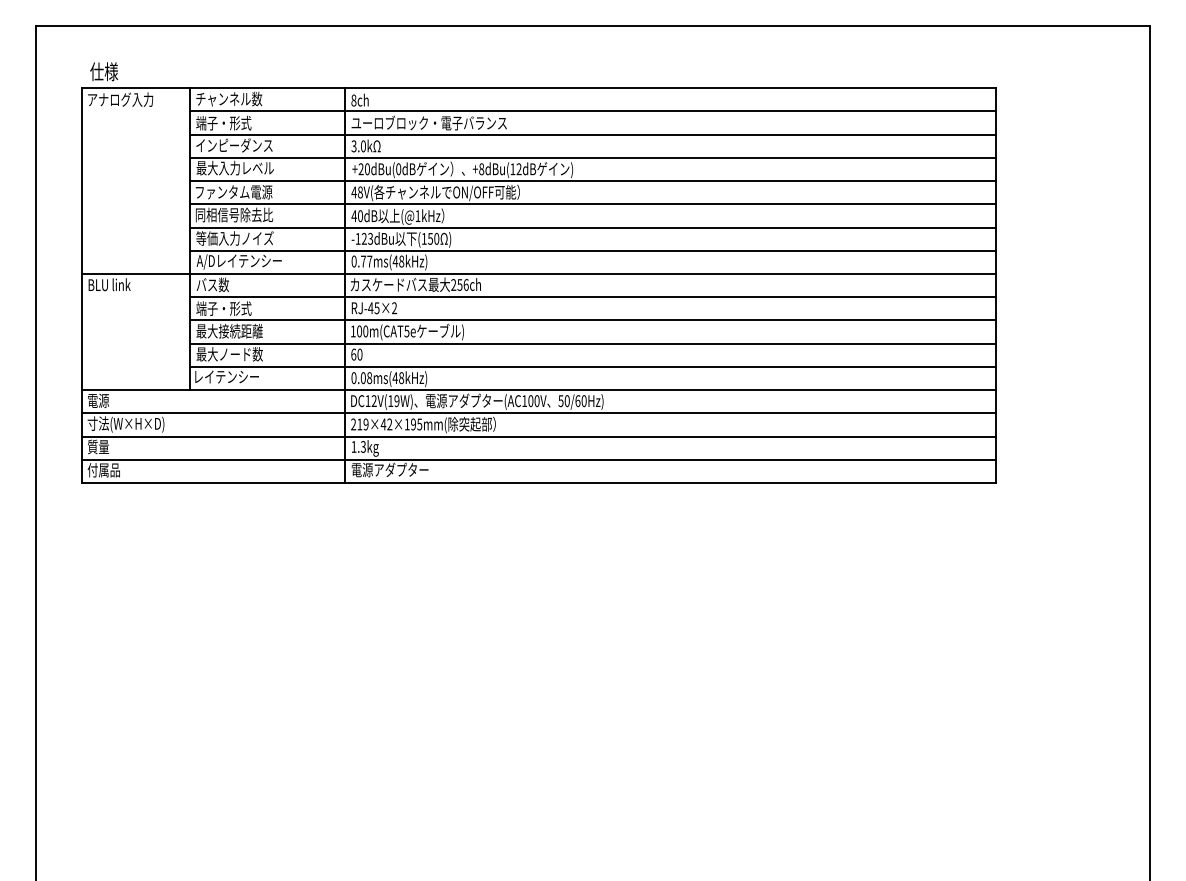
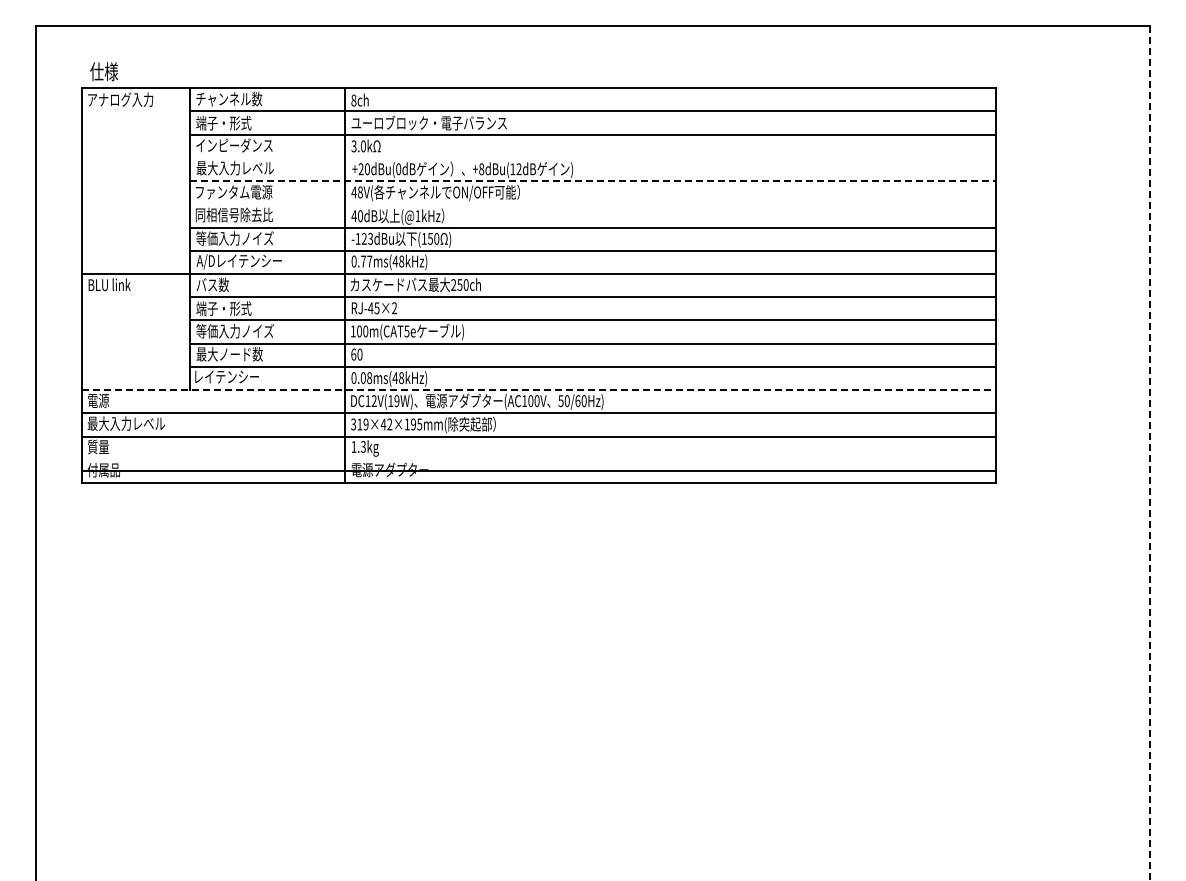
line: present -> none (592, 157)
line: solid -> dashed (593, 181)
line: present -> none (592, 204)
text: 256ch -> 250ch (465, 284)
text: 最大接続距離 -> 等価入力ノイズ (234, 330)
line: solid -> dashed (538, 390)
text: 寸法(W×H×D) -> 最大入力レベル (126, 424)
text: 219×42×195mm( -> 319×42×195mm( (353, 424)
line: solid -> dashed (1150, 454)
line position: (538, 459) -> (538, 470) (538, 470)
